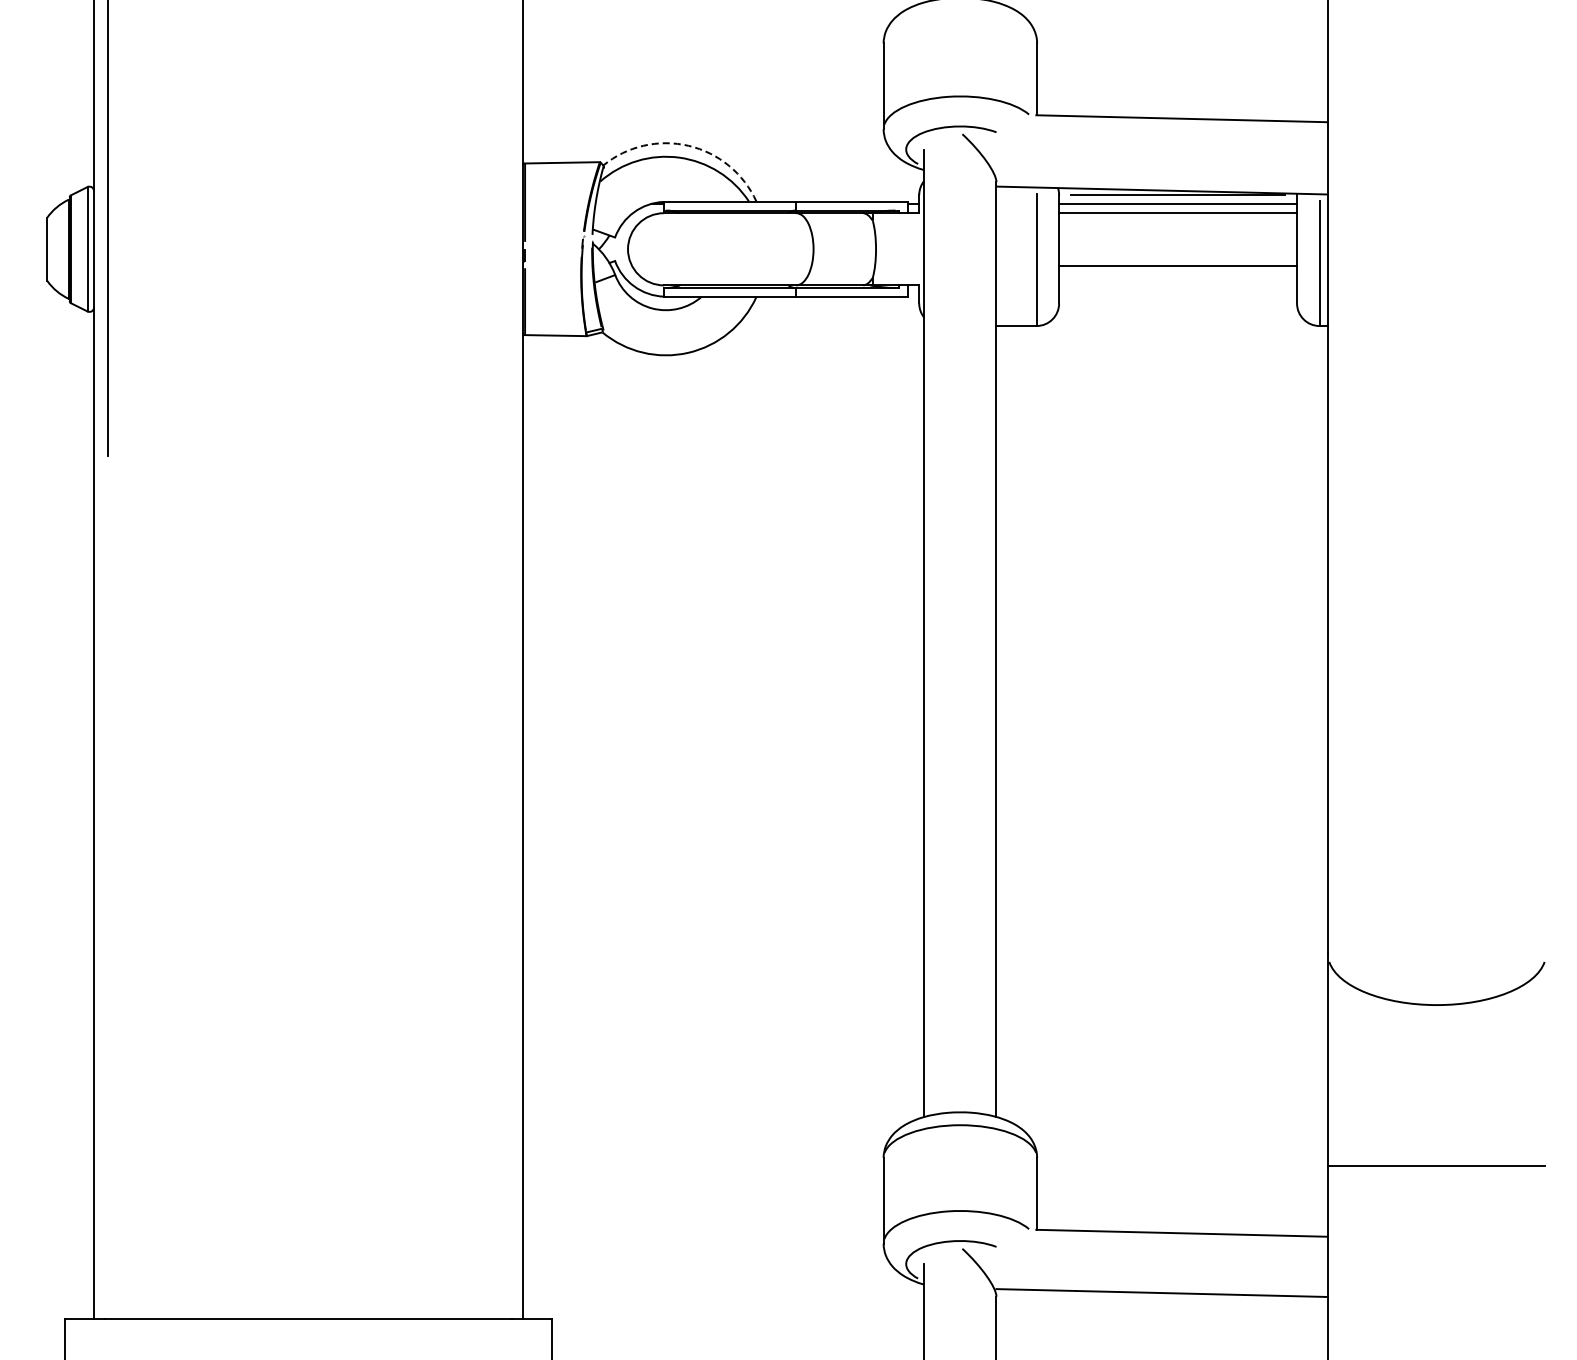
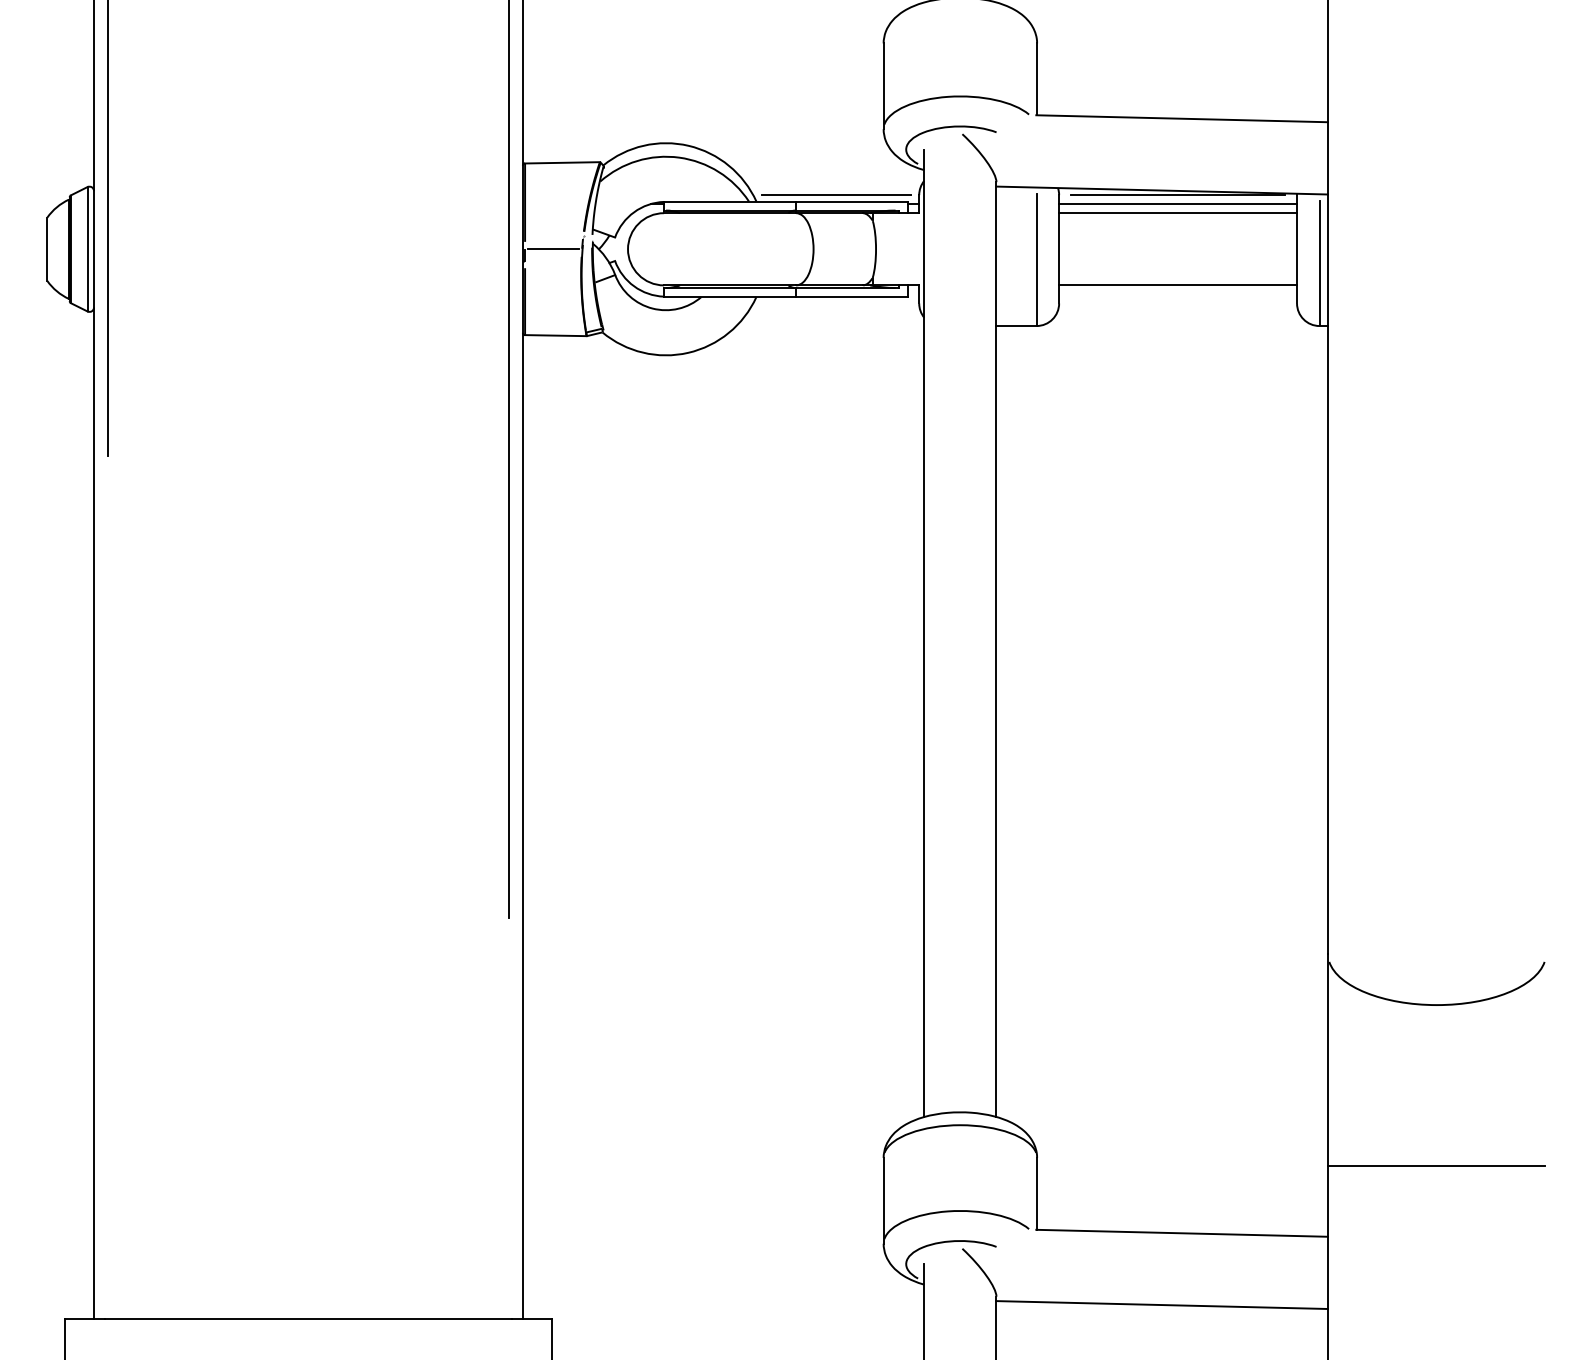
arc: dashed -> solid (688, 145)
line: none -> present (835, 195)
line: none -> present (553, 249)
line position: (1178, 266) -> (1178, 285) (1178, 285)
line: none -> present (509, 460)
line position: (1161, 1292) -> (1161, 1304) (1161, 1304)
